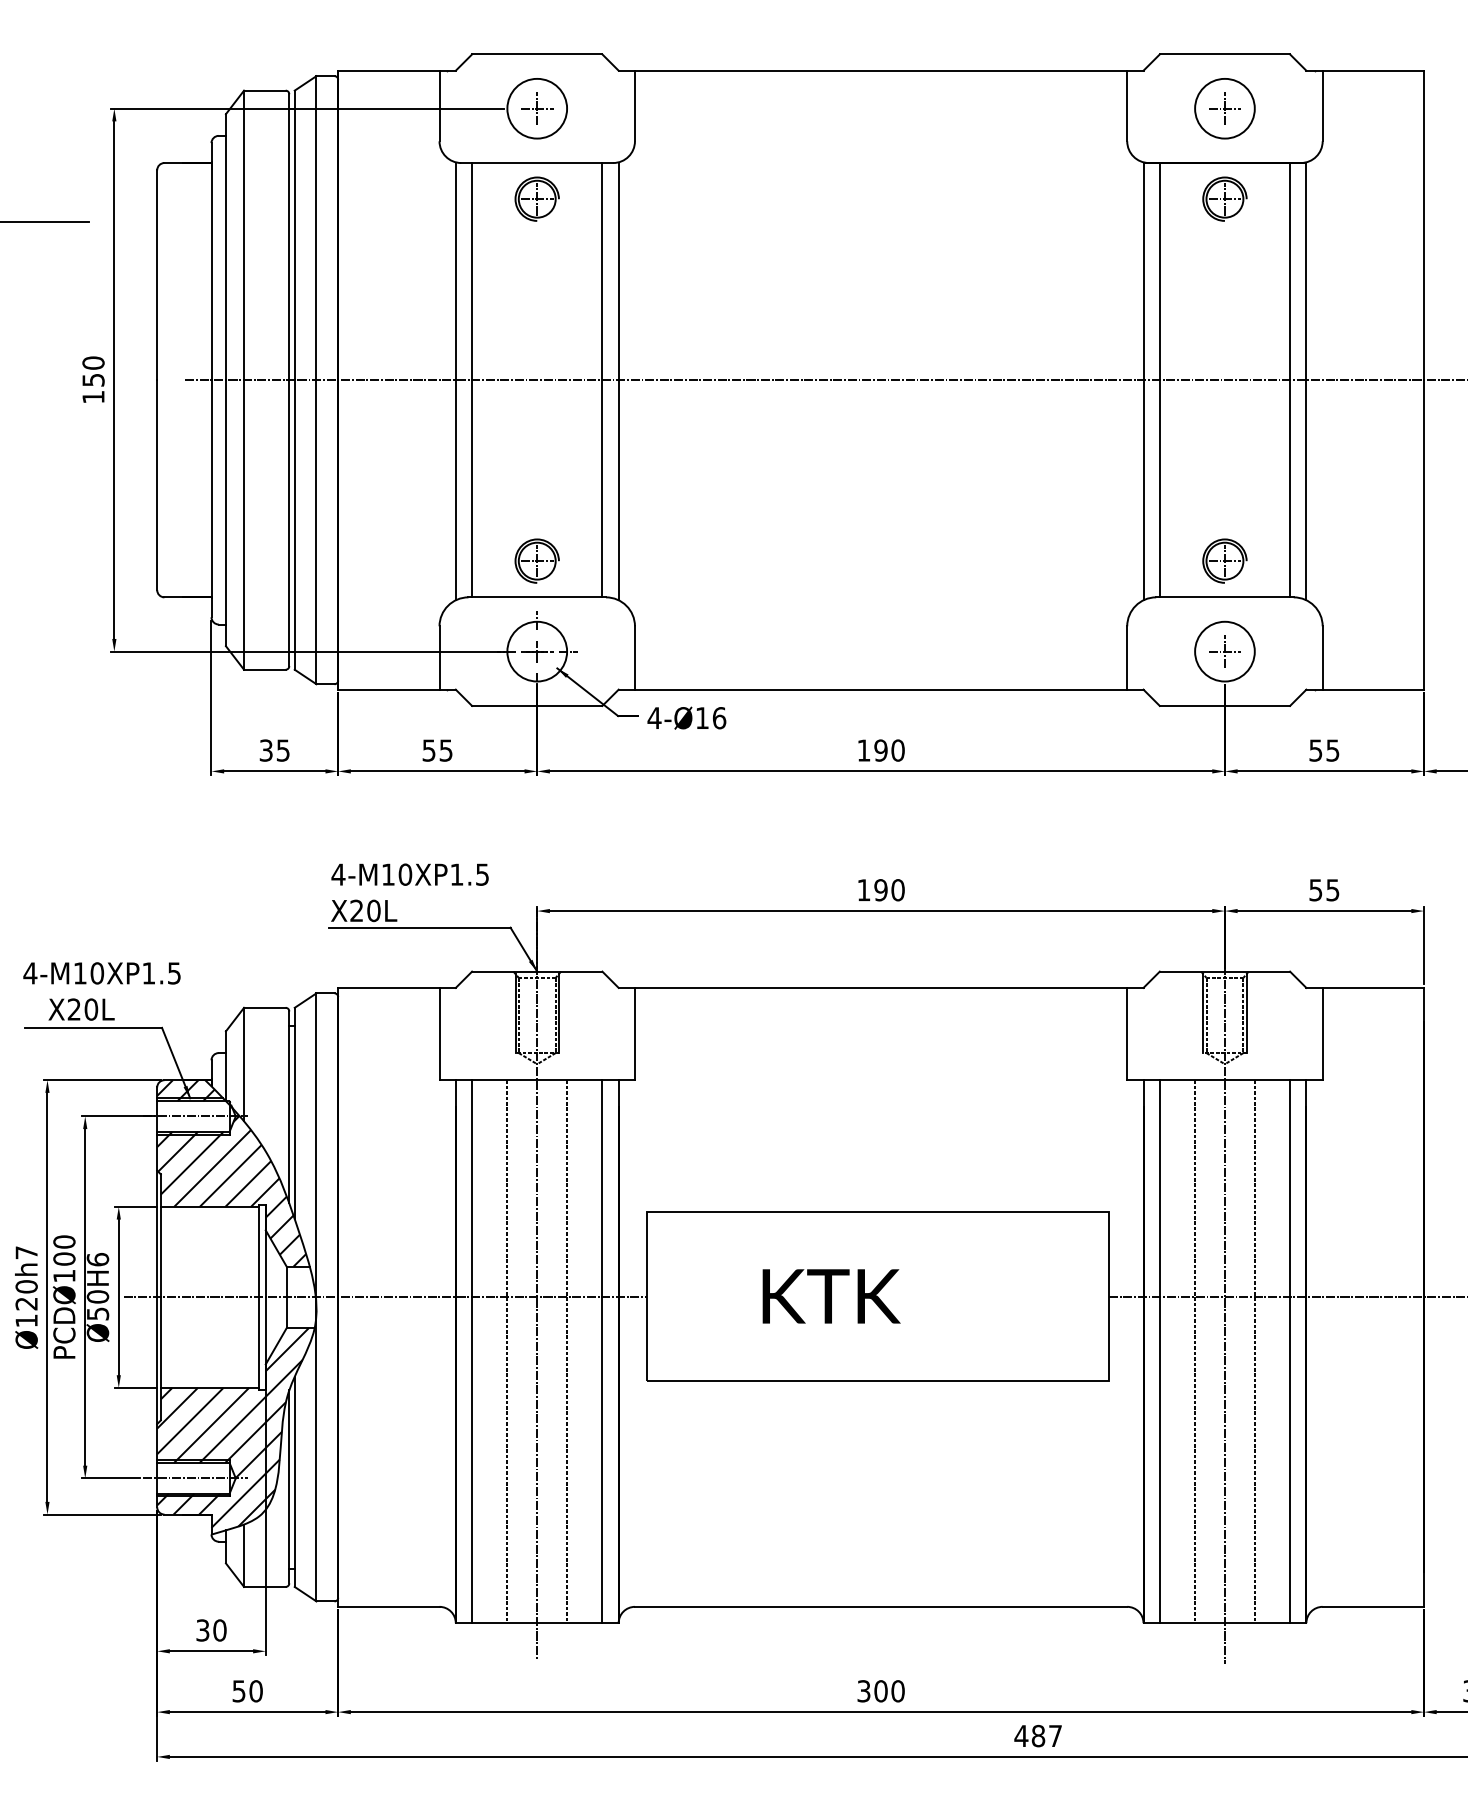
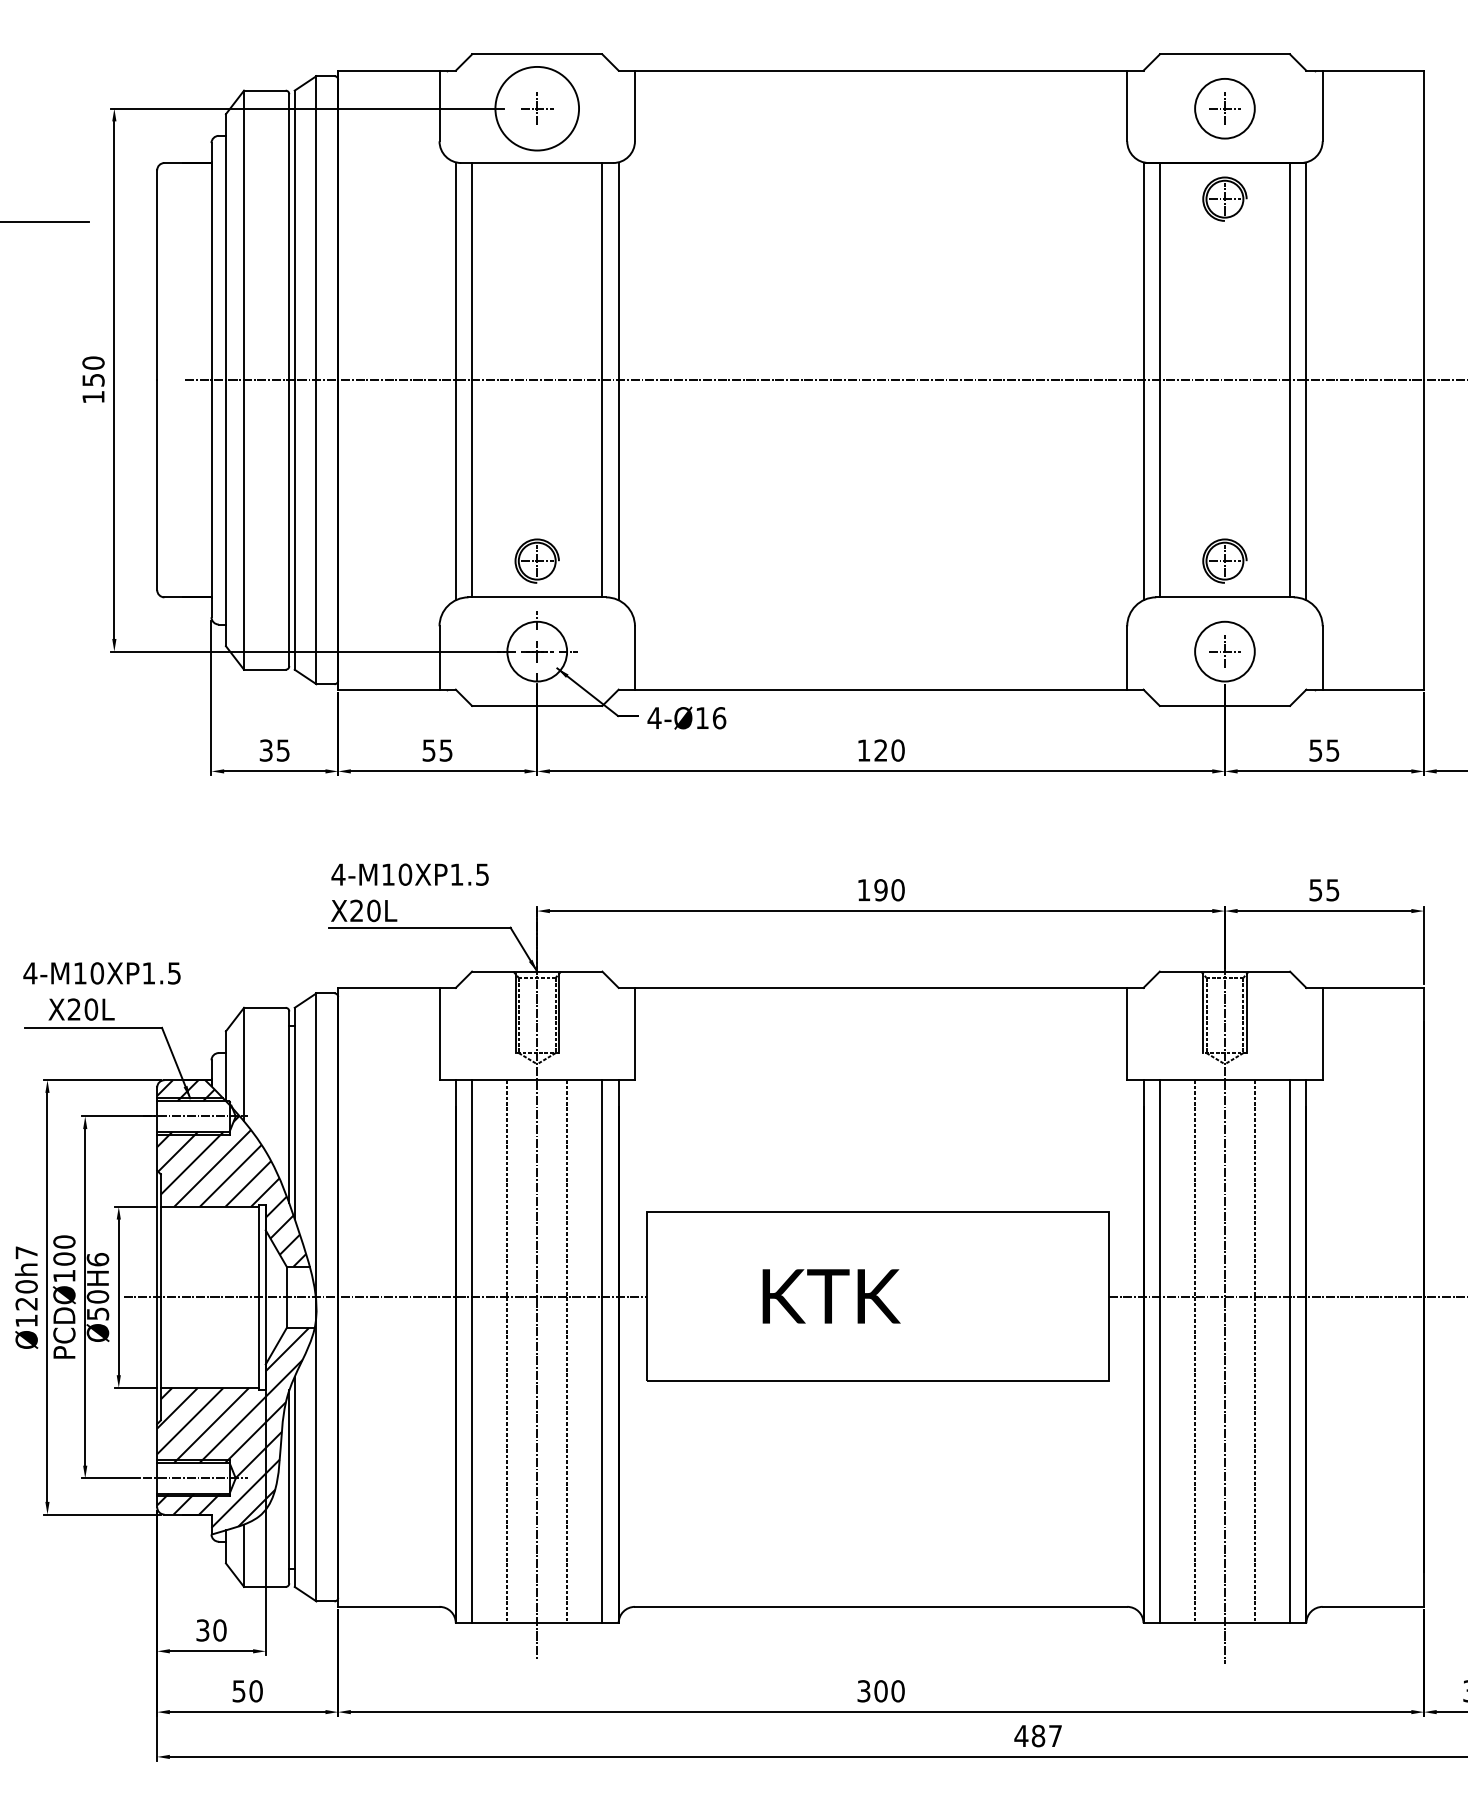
circle diameter: 60 px -> 84 px (537, 108)
part: present -> none (536, 198)
text: 190 -> 120 (880, 750)
